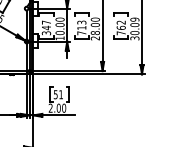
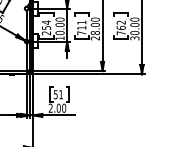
text: 30.09 -> 30.00 (134, 19)
text: 713 -> 711 (81, 22)
text: 347 -> 254 (46, 27)
